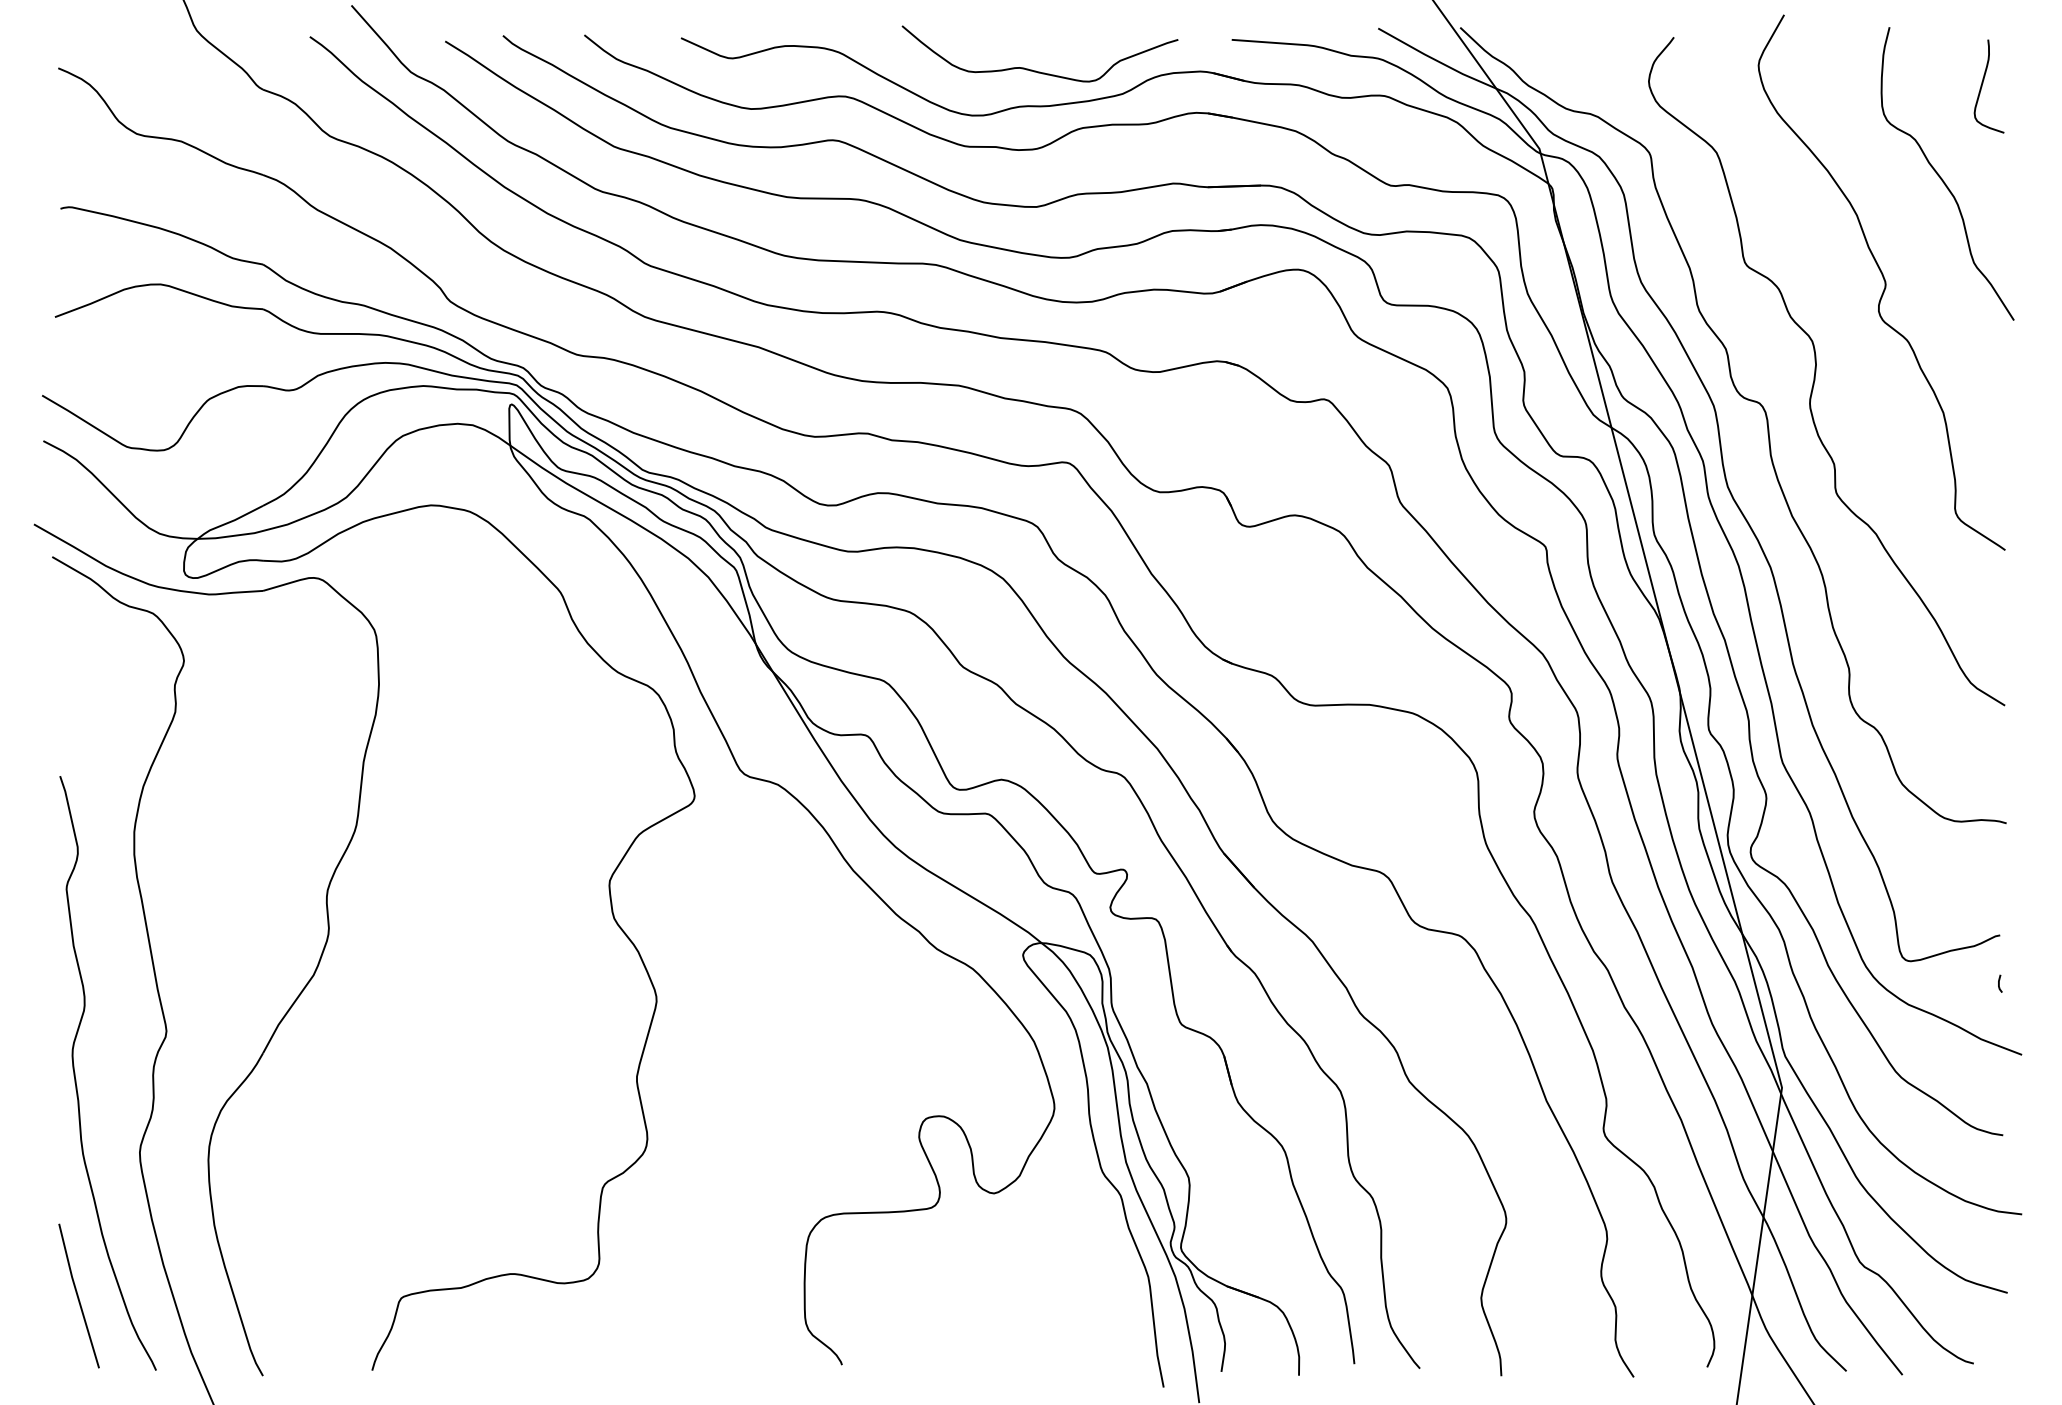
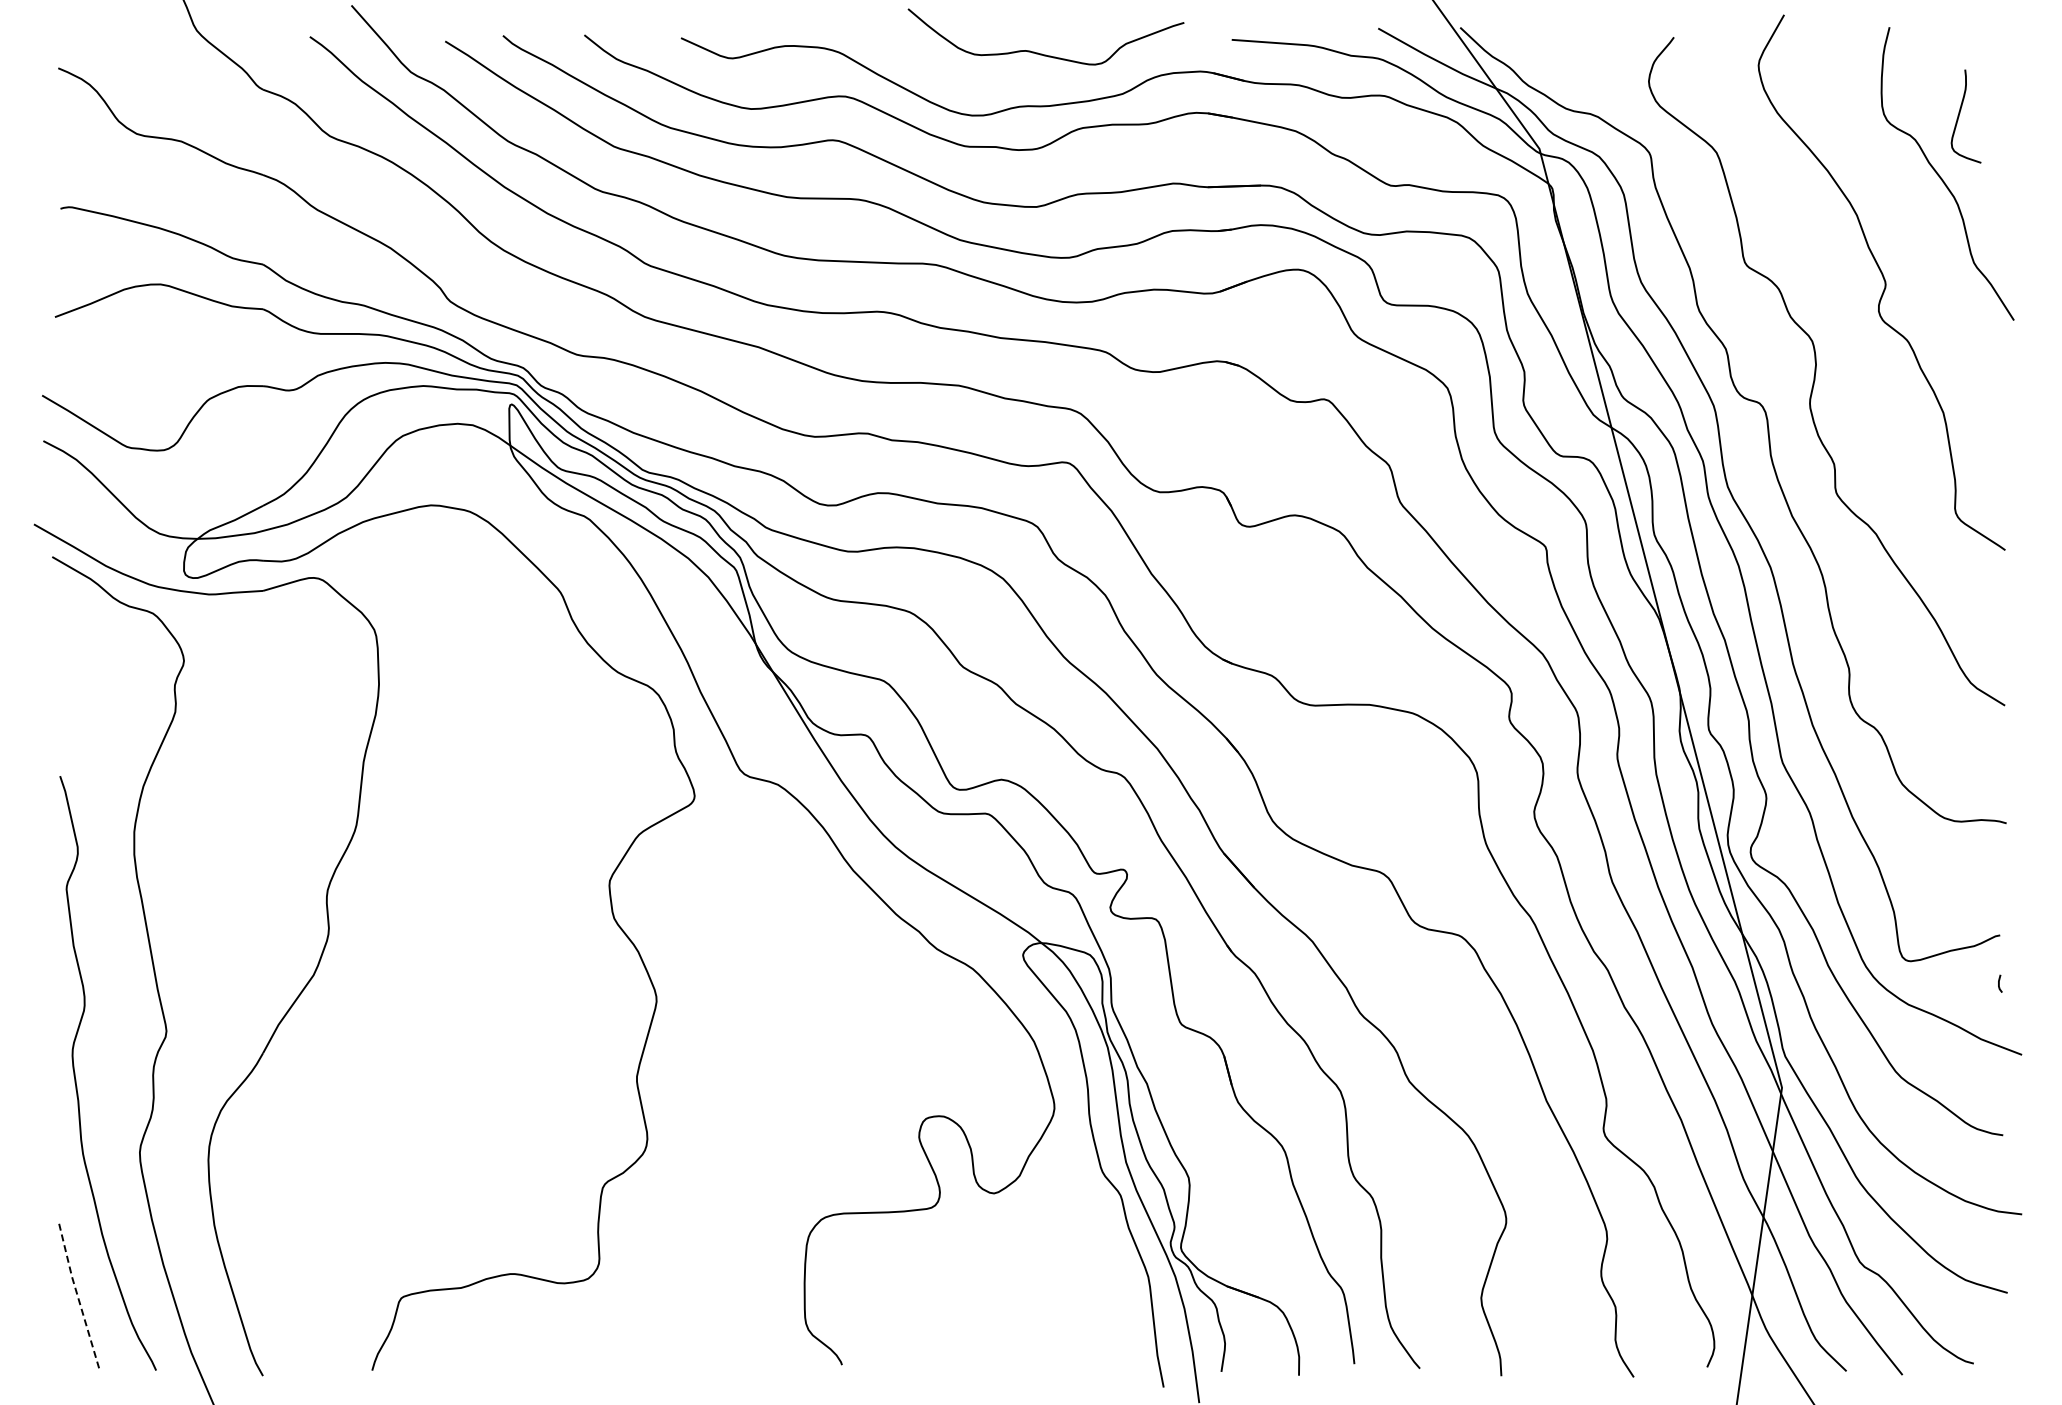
curve position: (1036, 70) -> (1042, 53) (1042, 53)
curve position: (1983, 83) -> (1960, 113) (1960, 113)
line: solid -> dashed (77, 1296)
